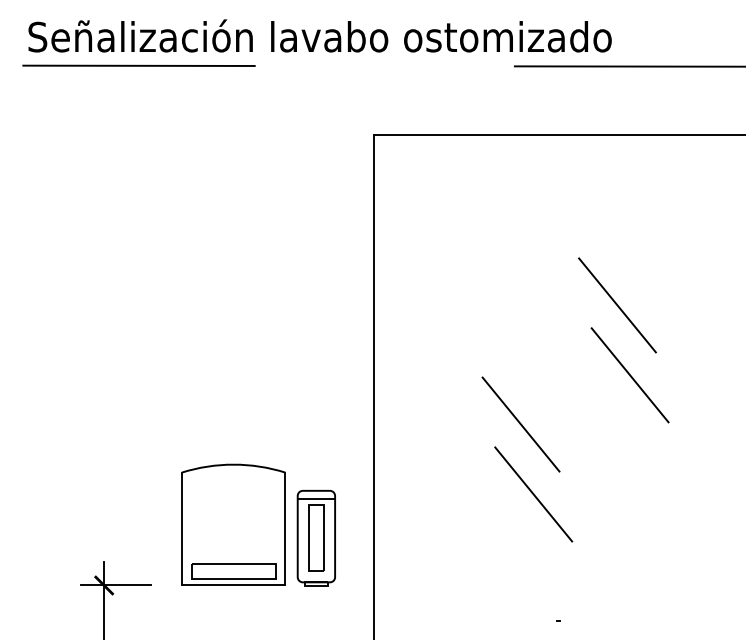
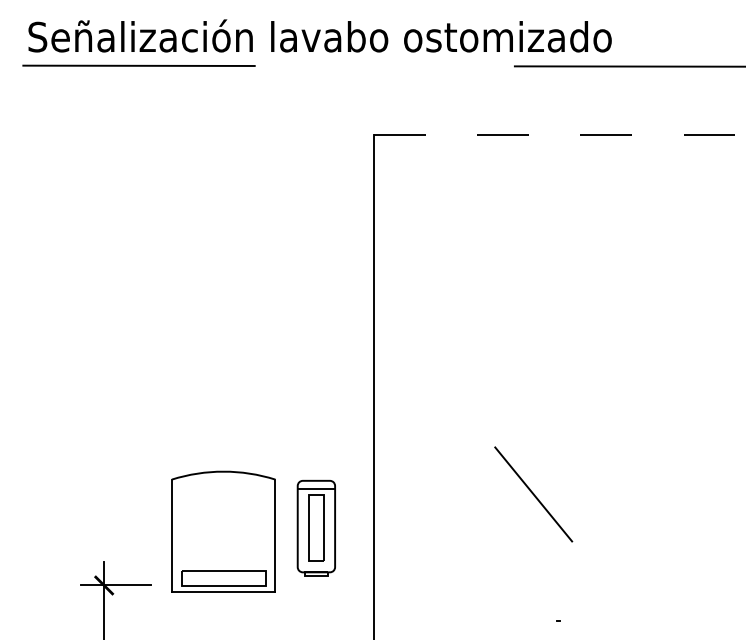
line: solid -> dashed (559, 135)
line: present -> none (617, 305)
line: present -> none (629, 375)
line: present -> none (520, 424)
part position: (233, 524) -> (223, 531) (223, 531)
part position: (315, 537) -> (315, 527) (315, 527)
